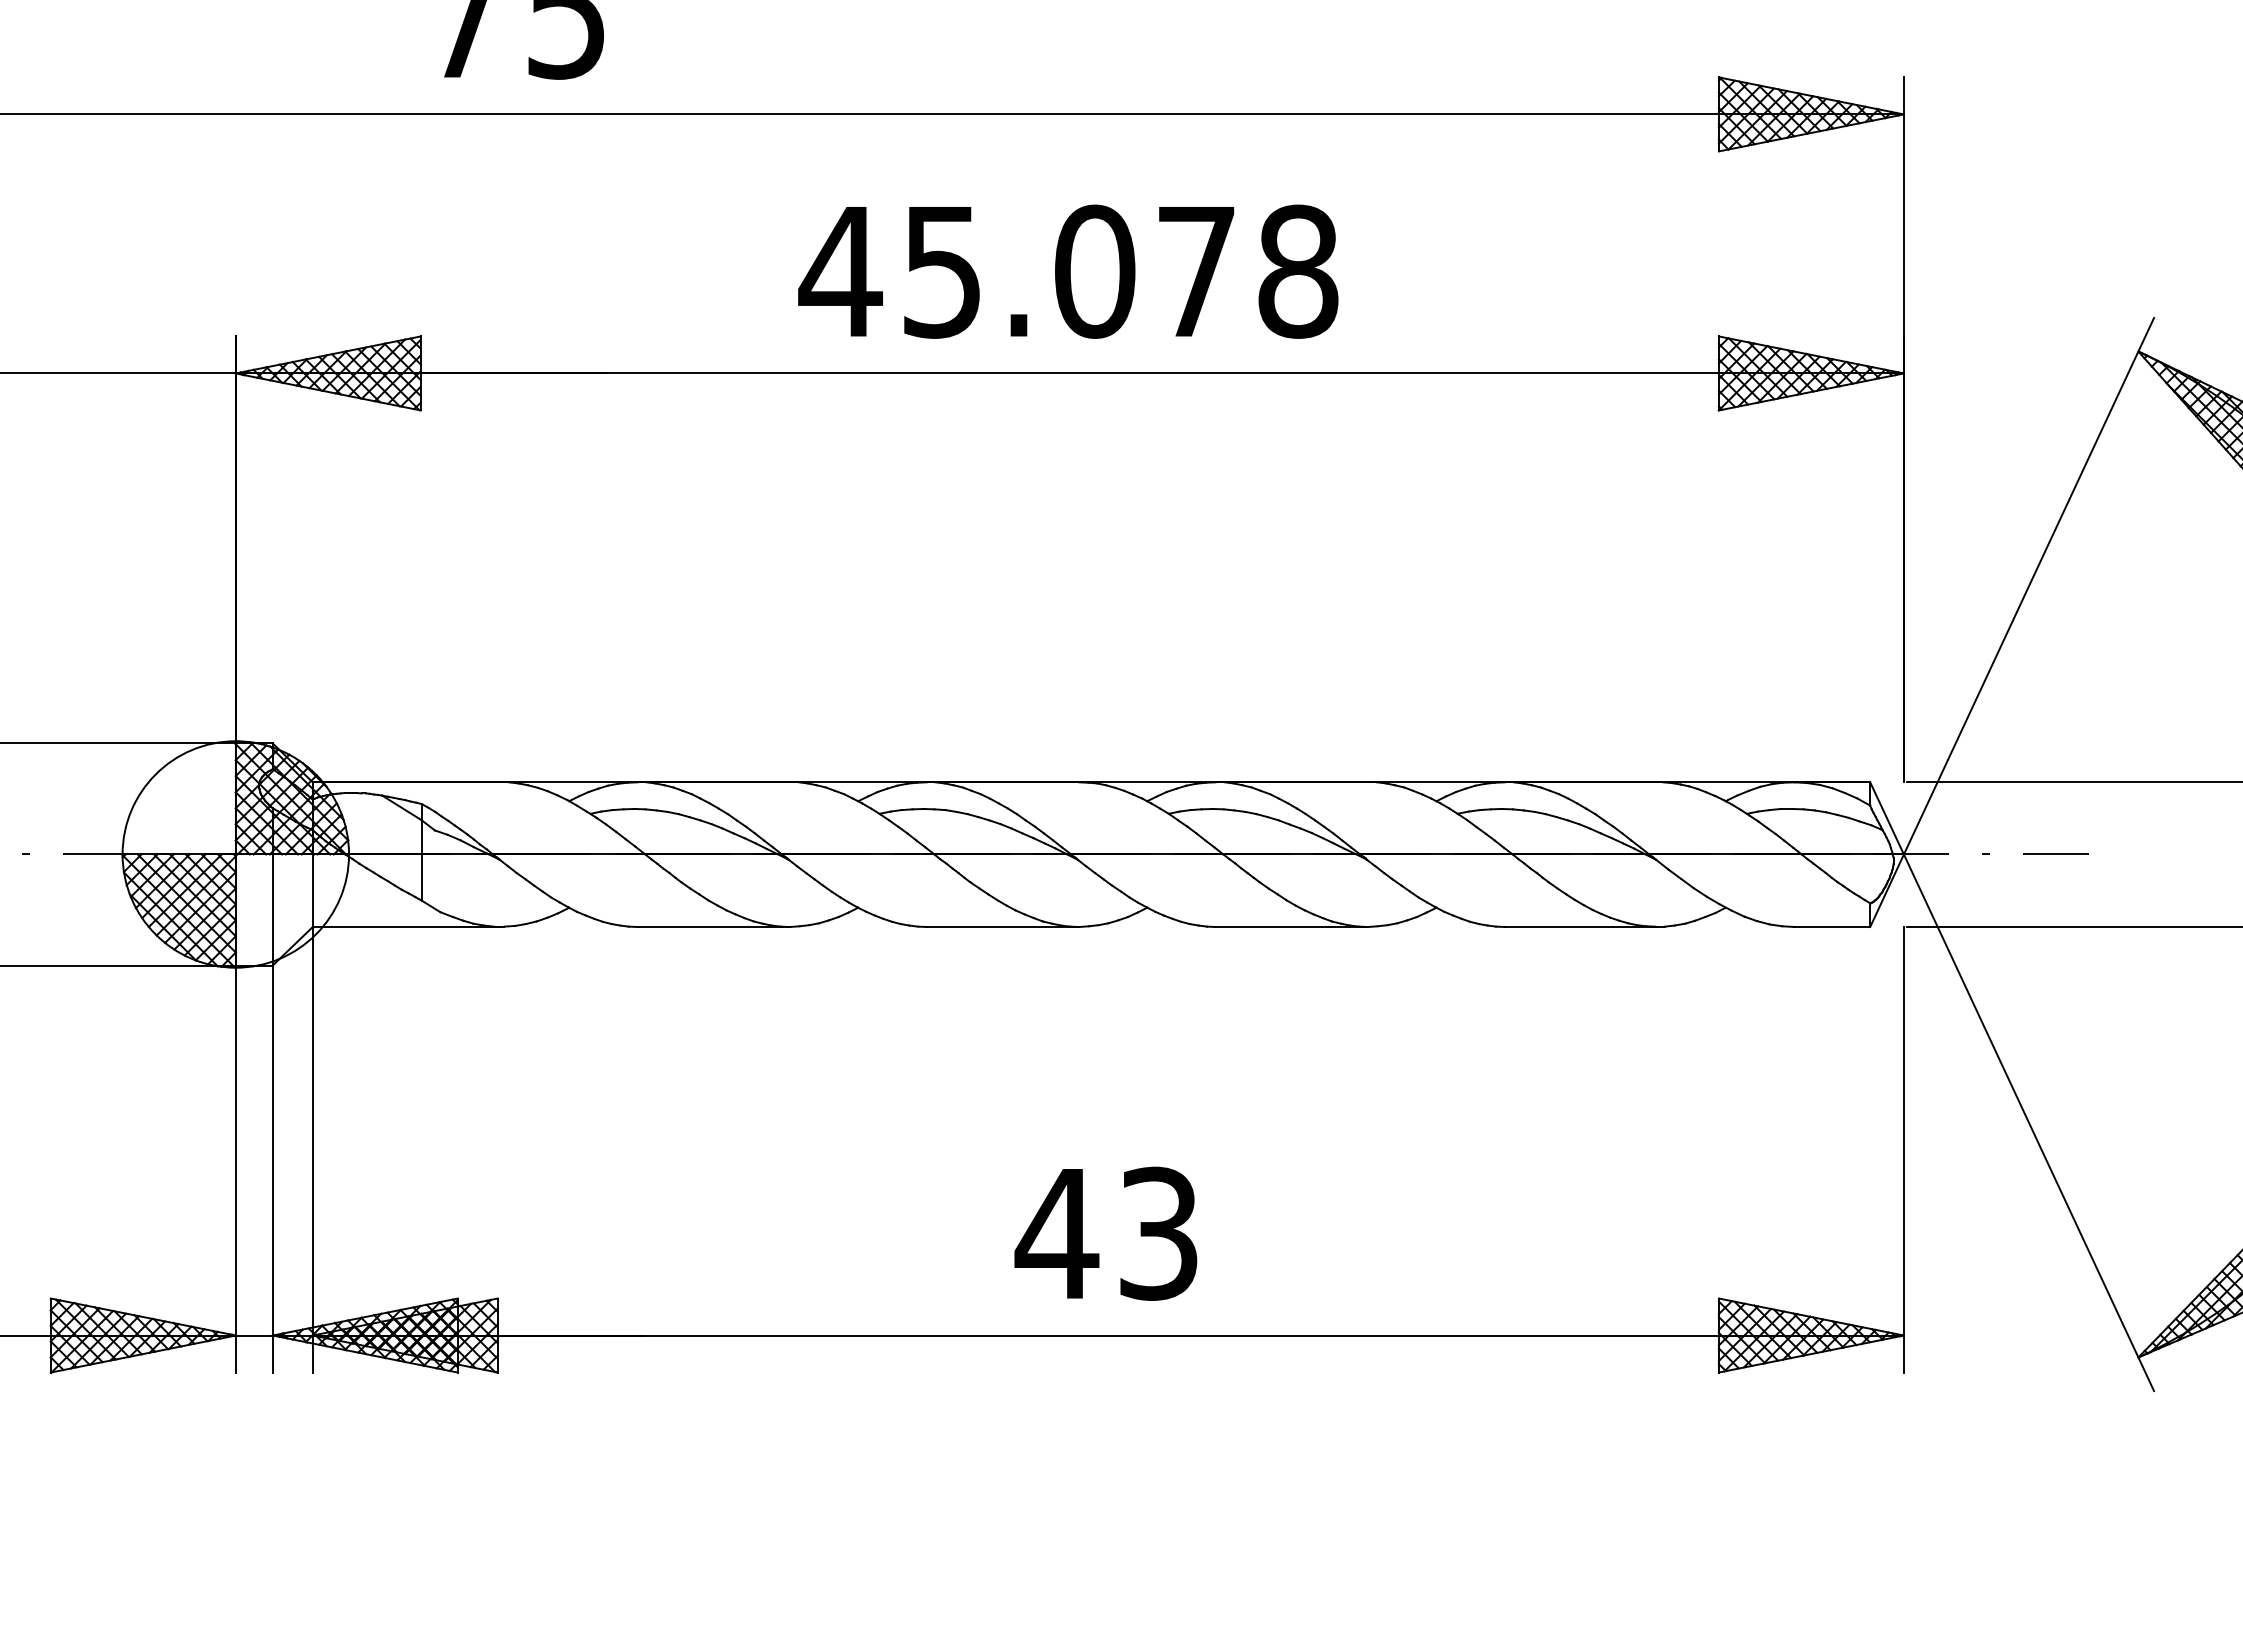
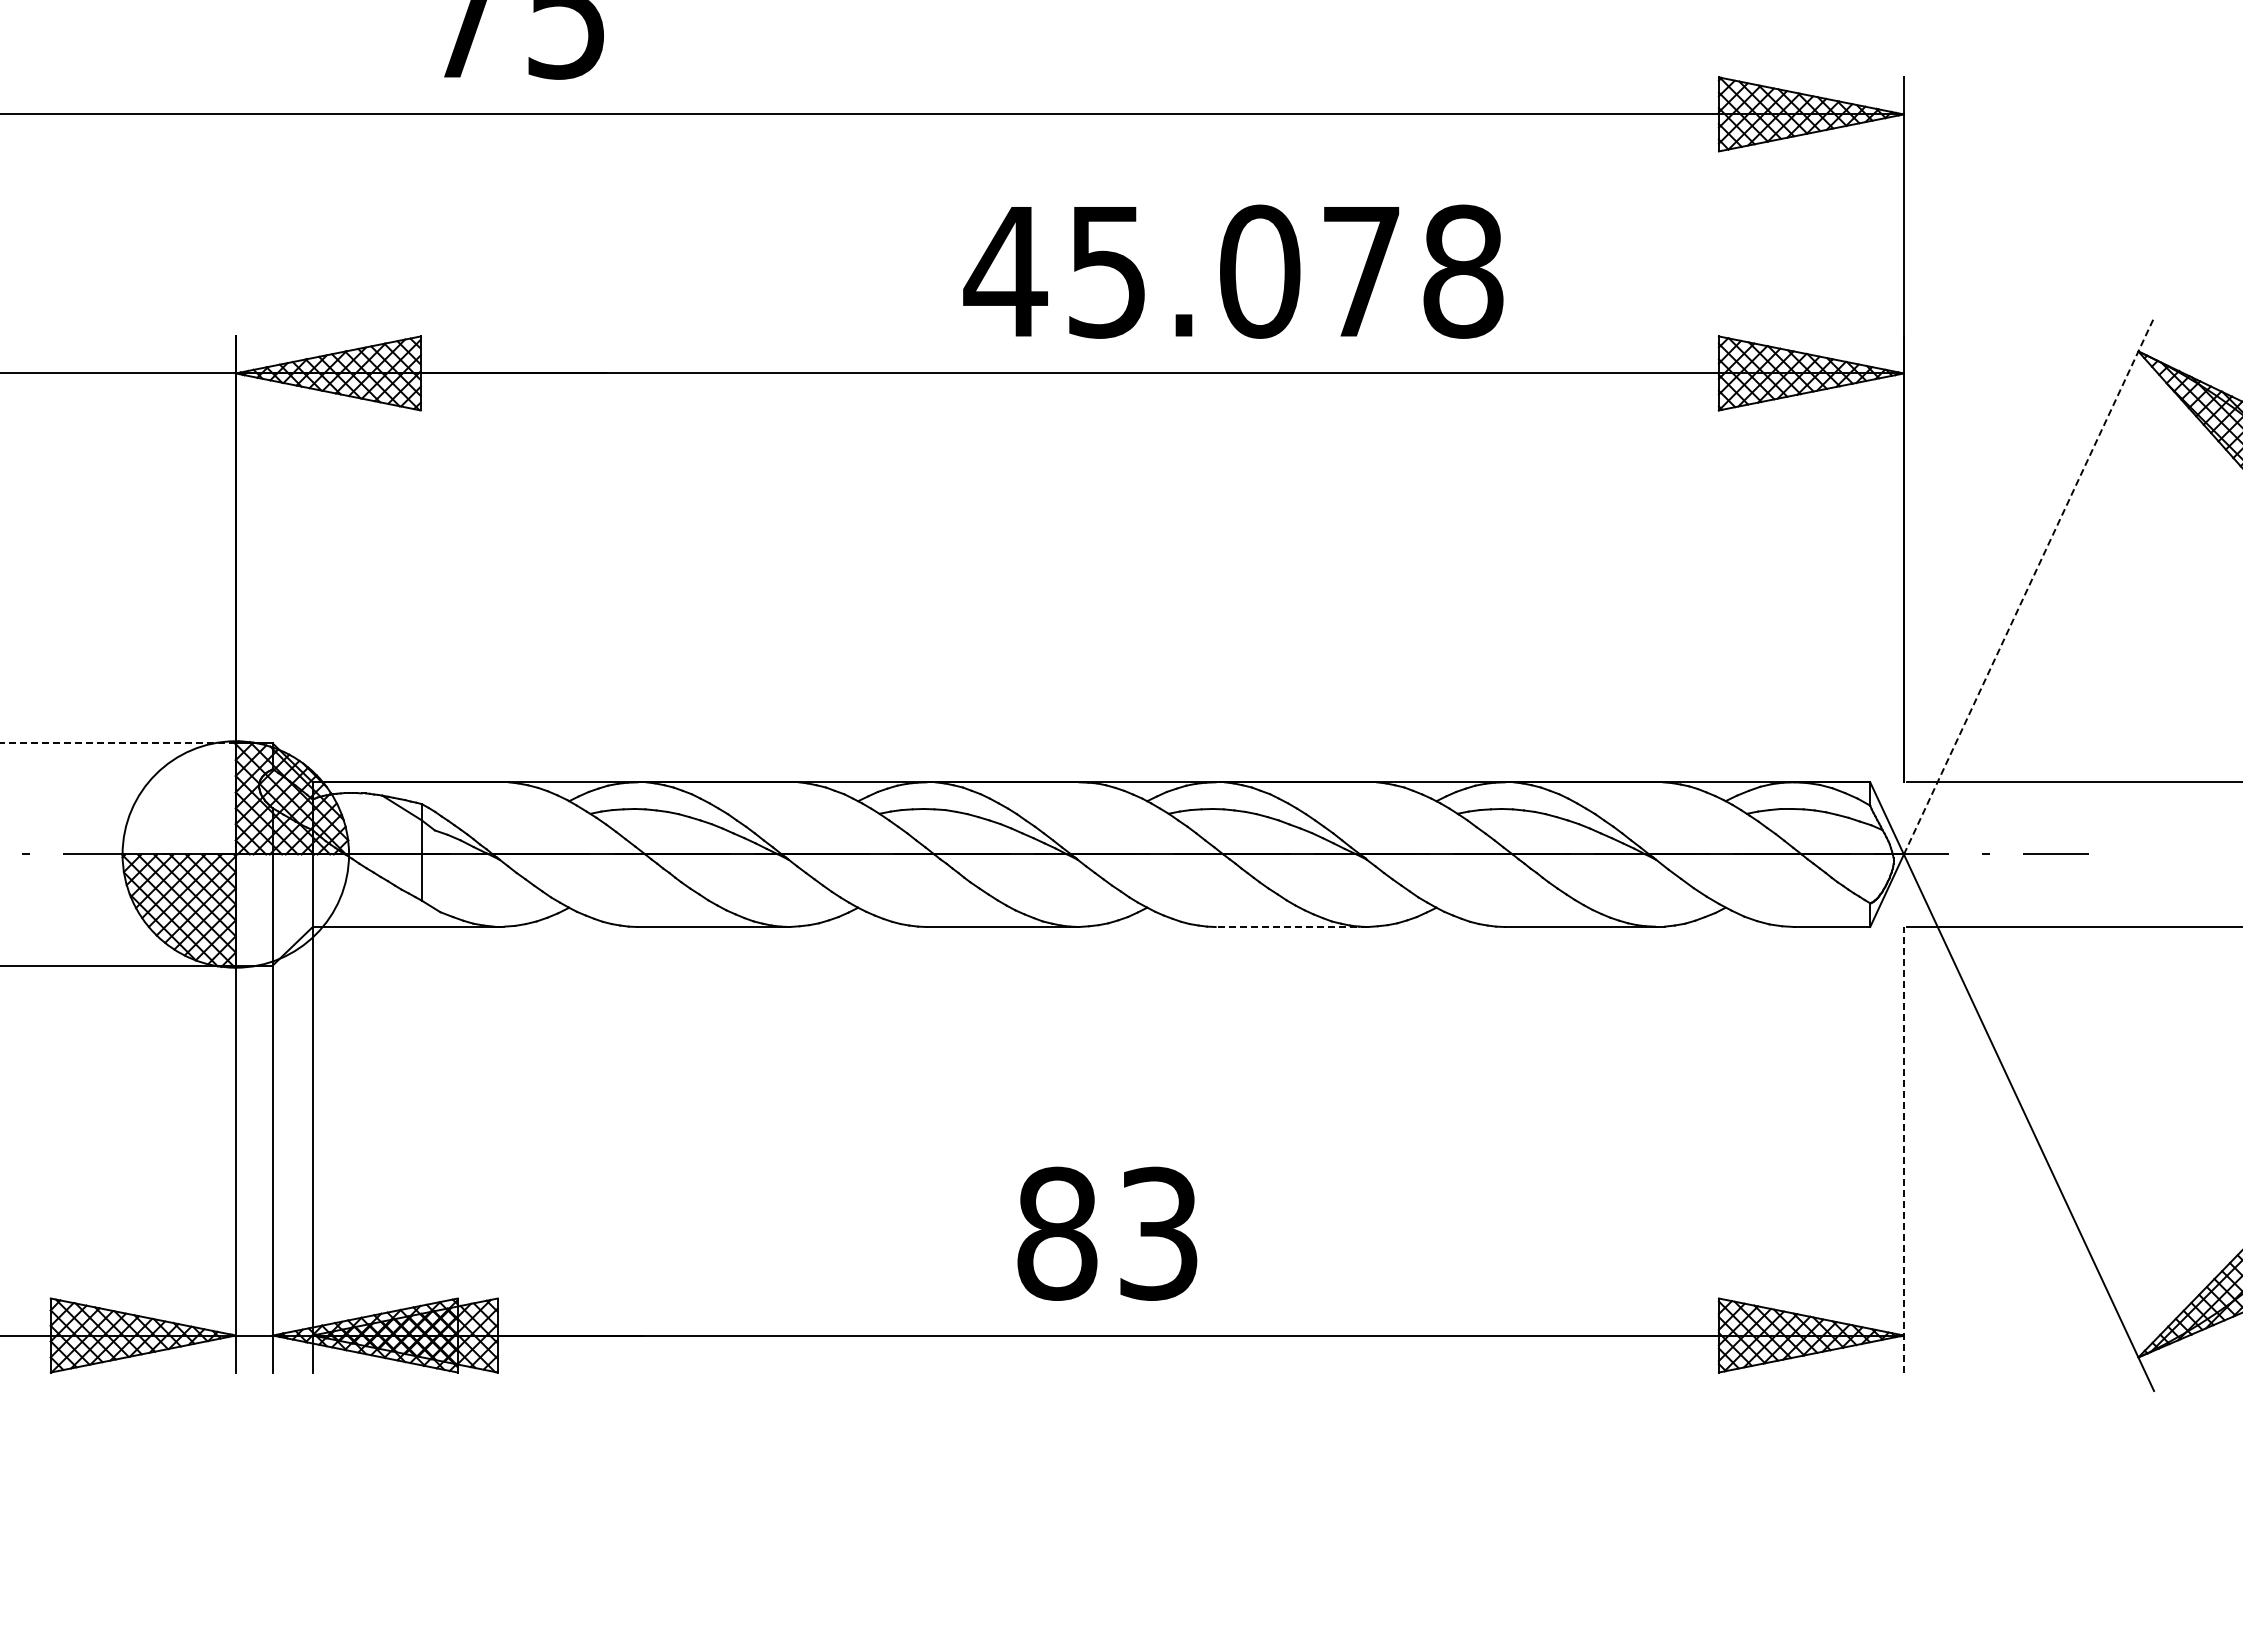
text position: (1068, 271) -> (1233, 271) (1233, 271)
line: solid -> dashed (2028, 586)
line: solid -> dashed (117, 743)
line: solid -> dashed (1291, 927)
line: solid -> dashed (1903, 1149)
text: 43 -> 83 (1056, 1233)
